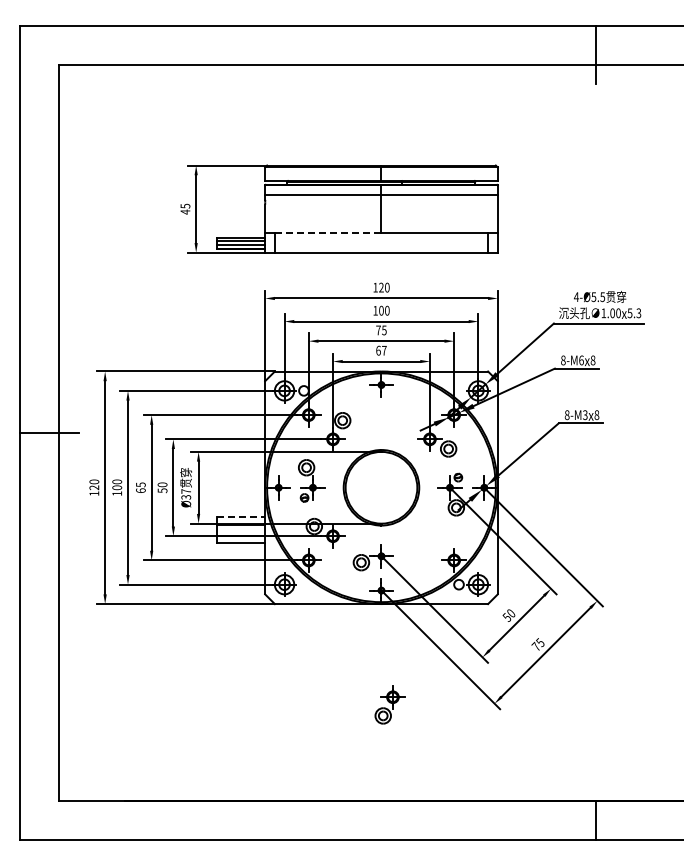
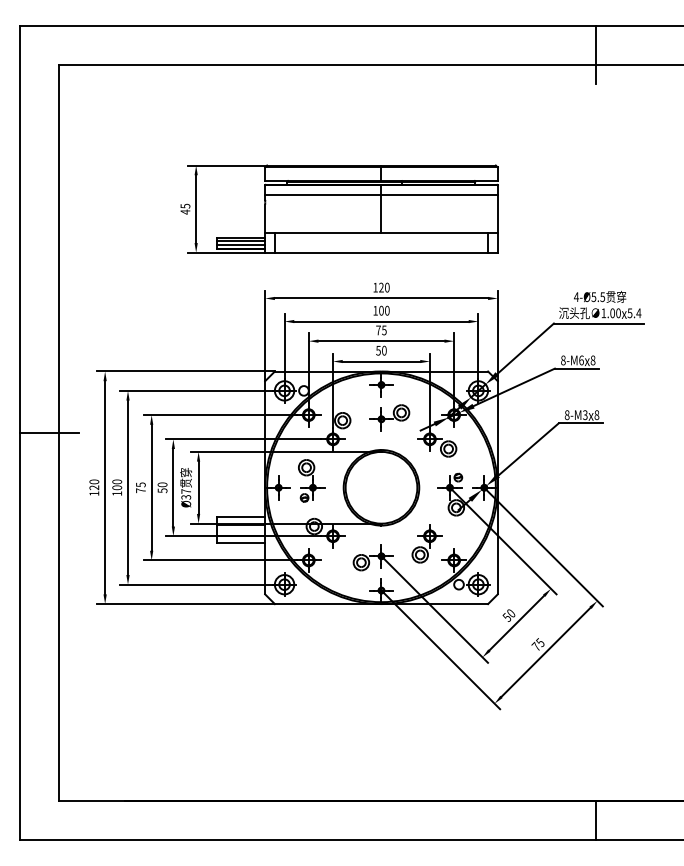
line: dashed -> solid (327, 233)
text: 5.3 -> 5.4 (638, 313)
text: 67 -> 50 (381, 350)
part: none -> present (389, 417)
text: 65 -> 75 (140, 490)
line: dashed -> solid (241, 516)
part position: (389, 704) -> (426, 543) (426, 543)
